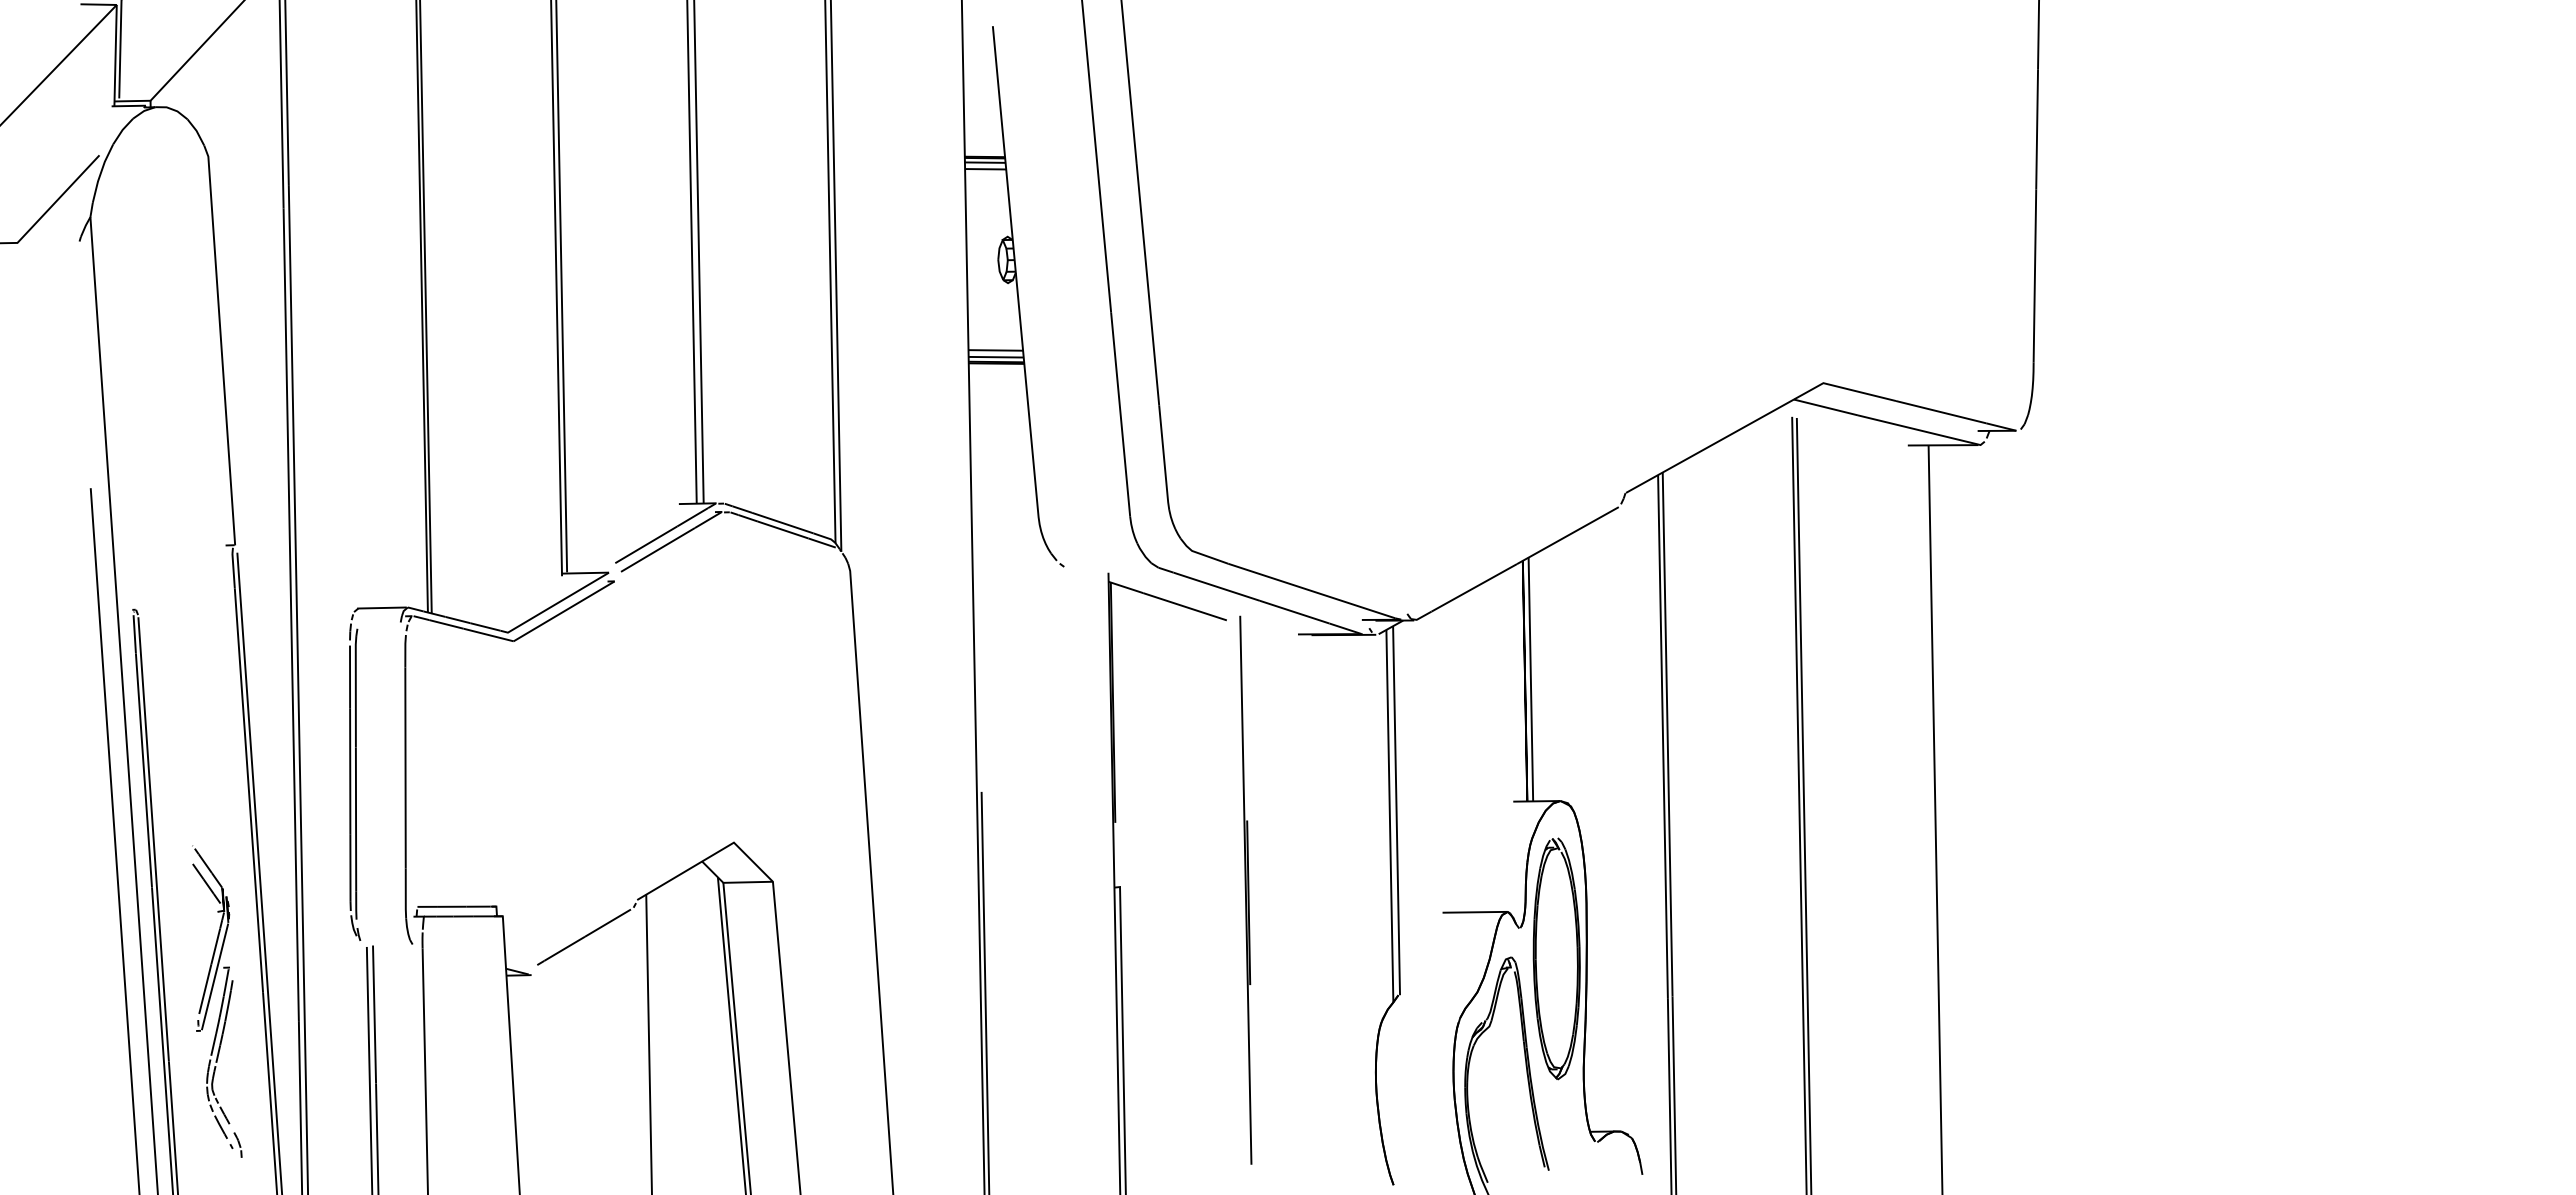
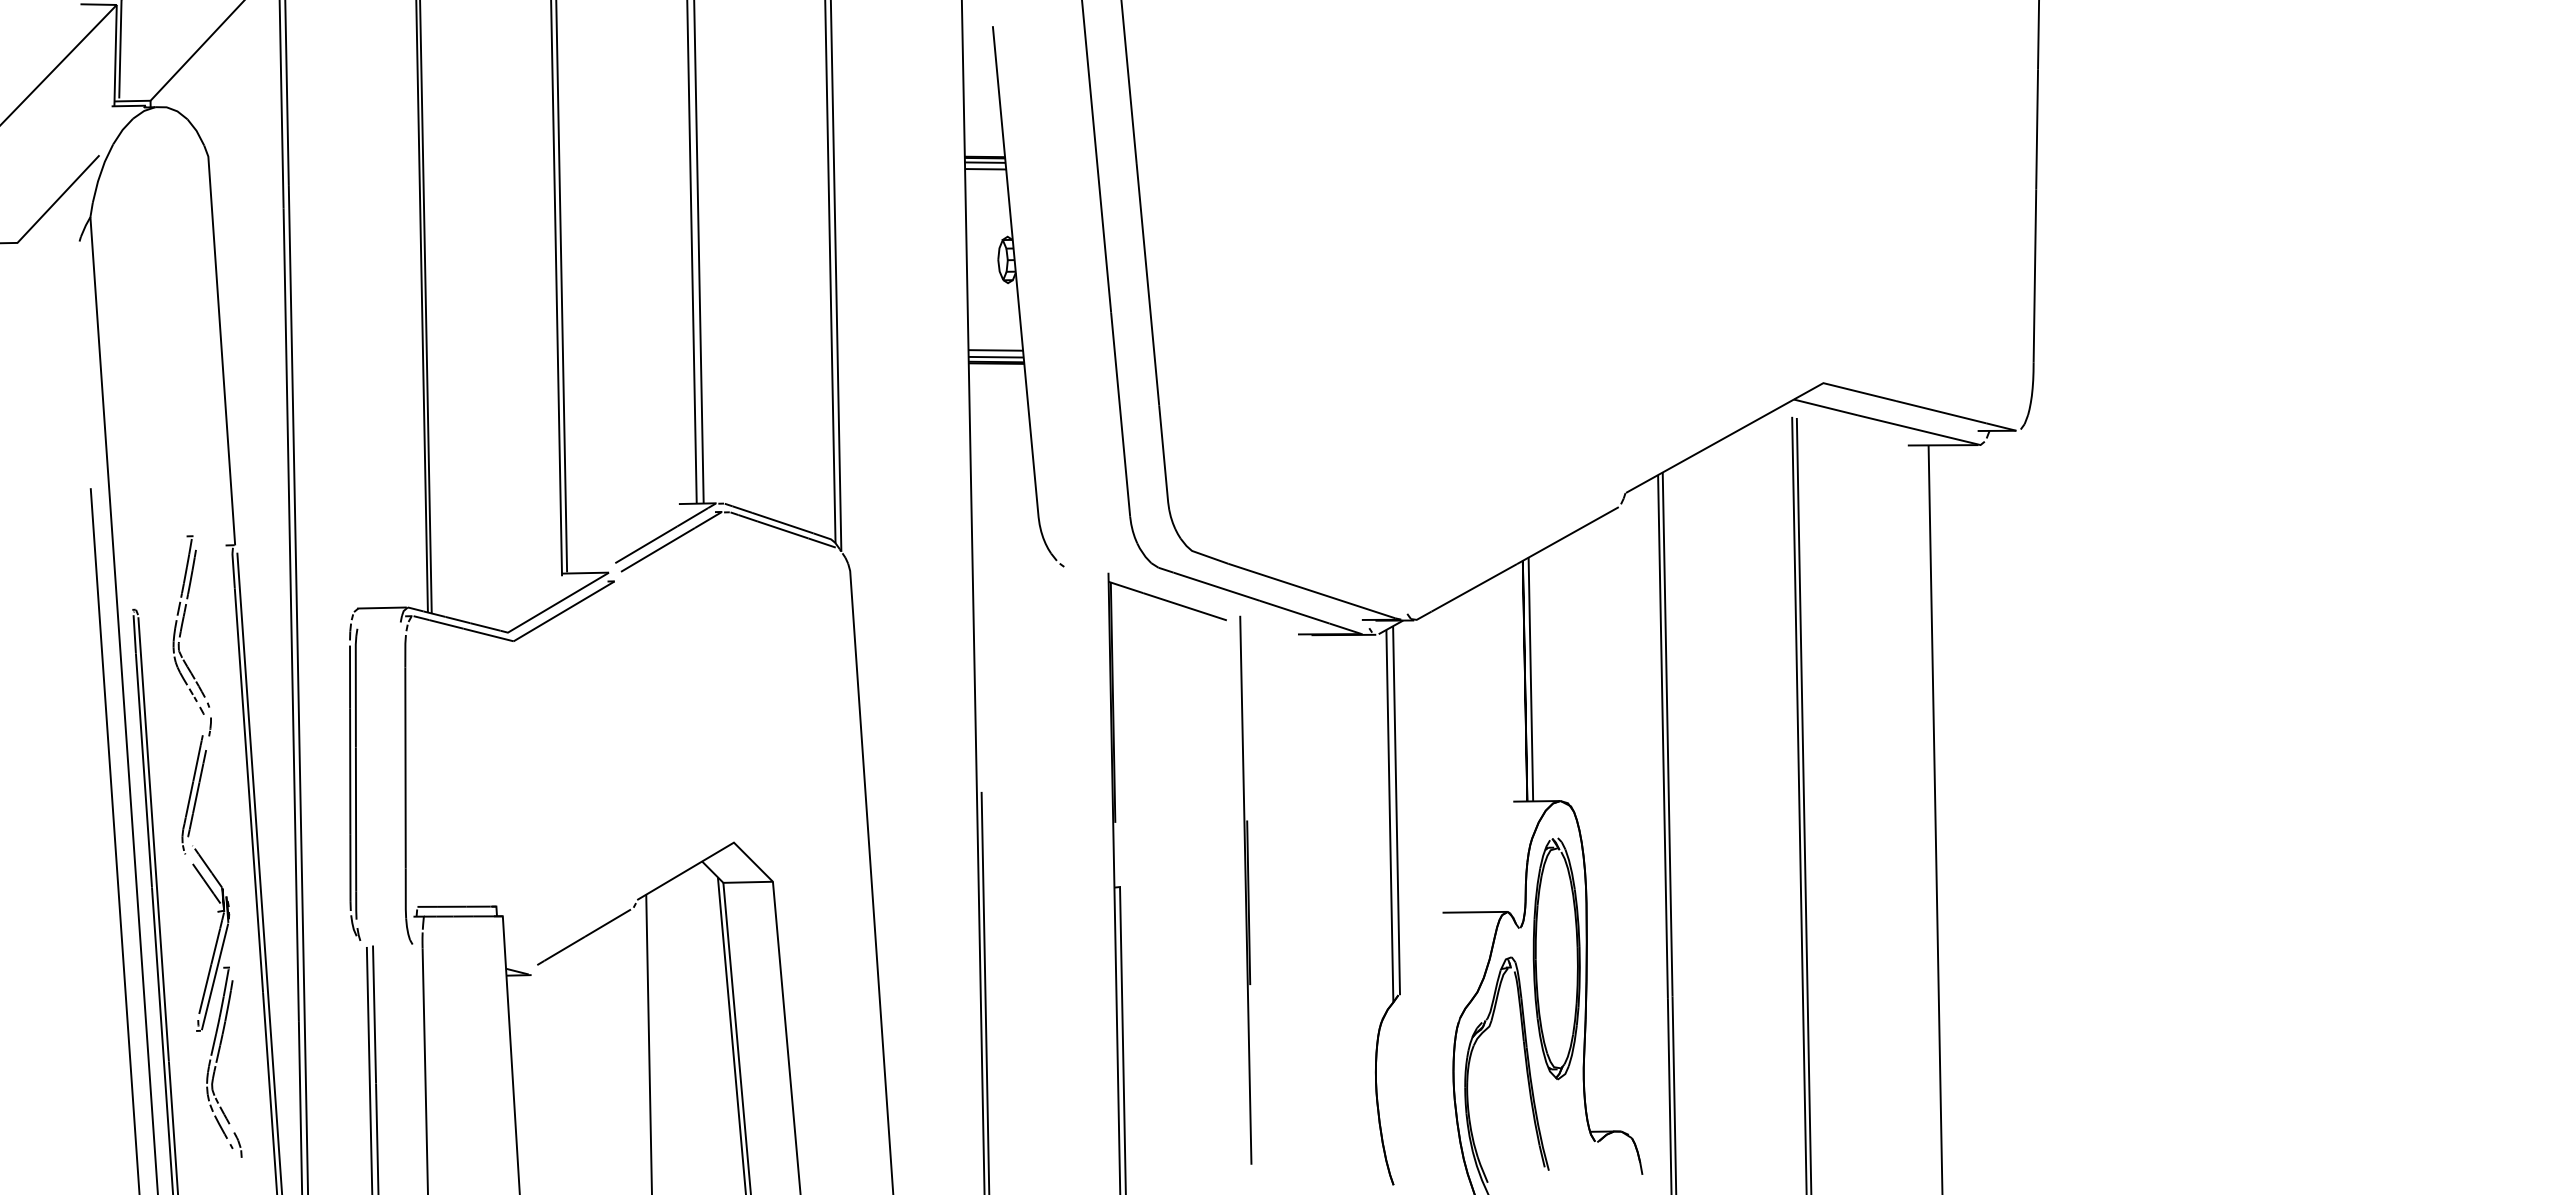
part: none -> present (191, 694)
